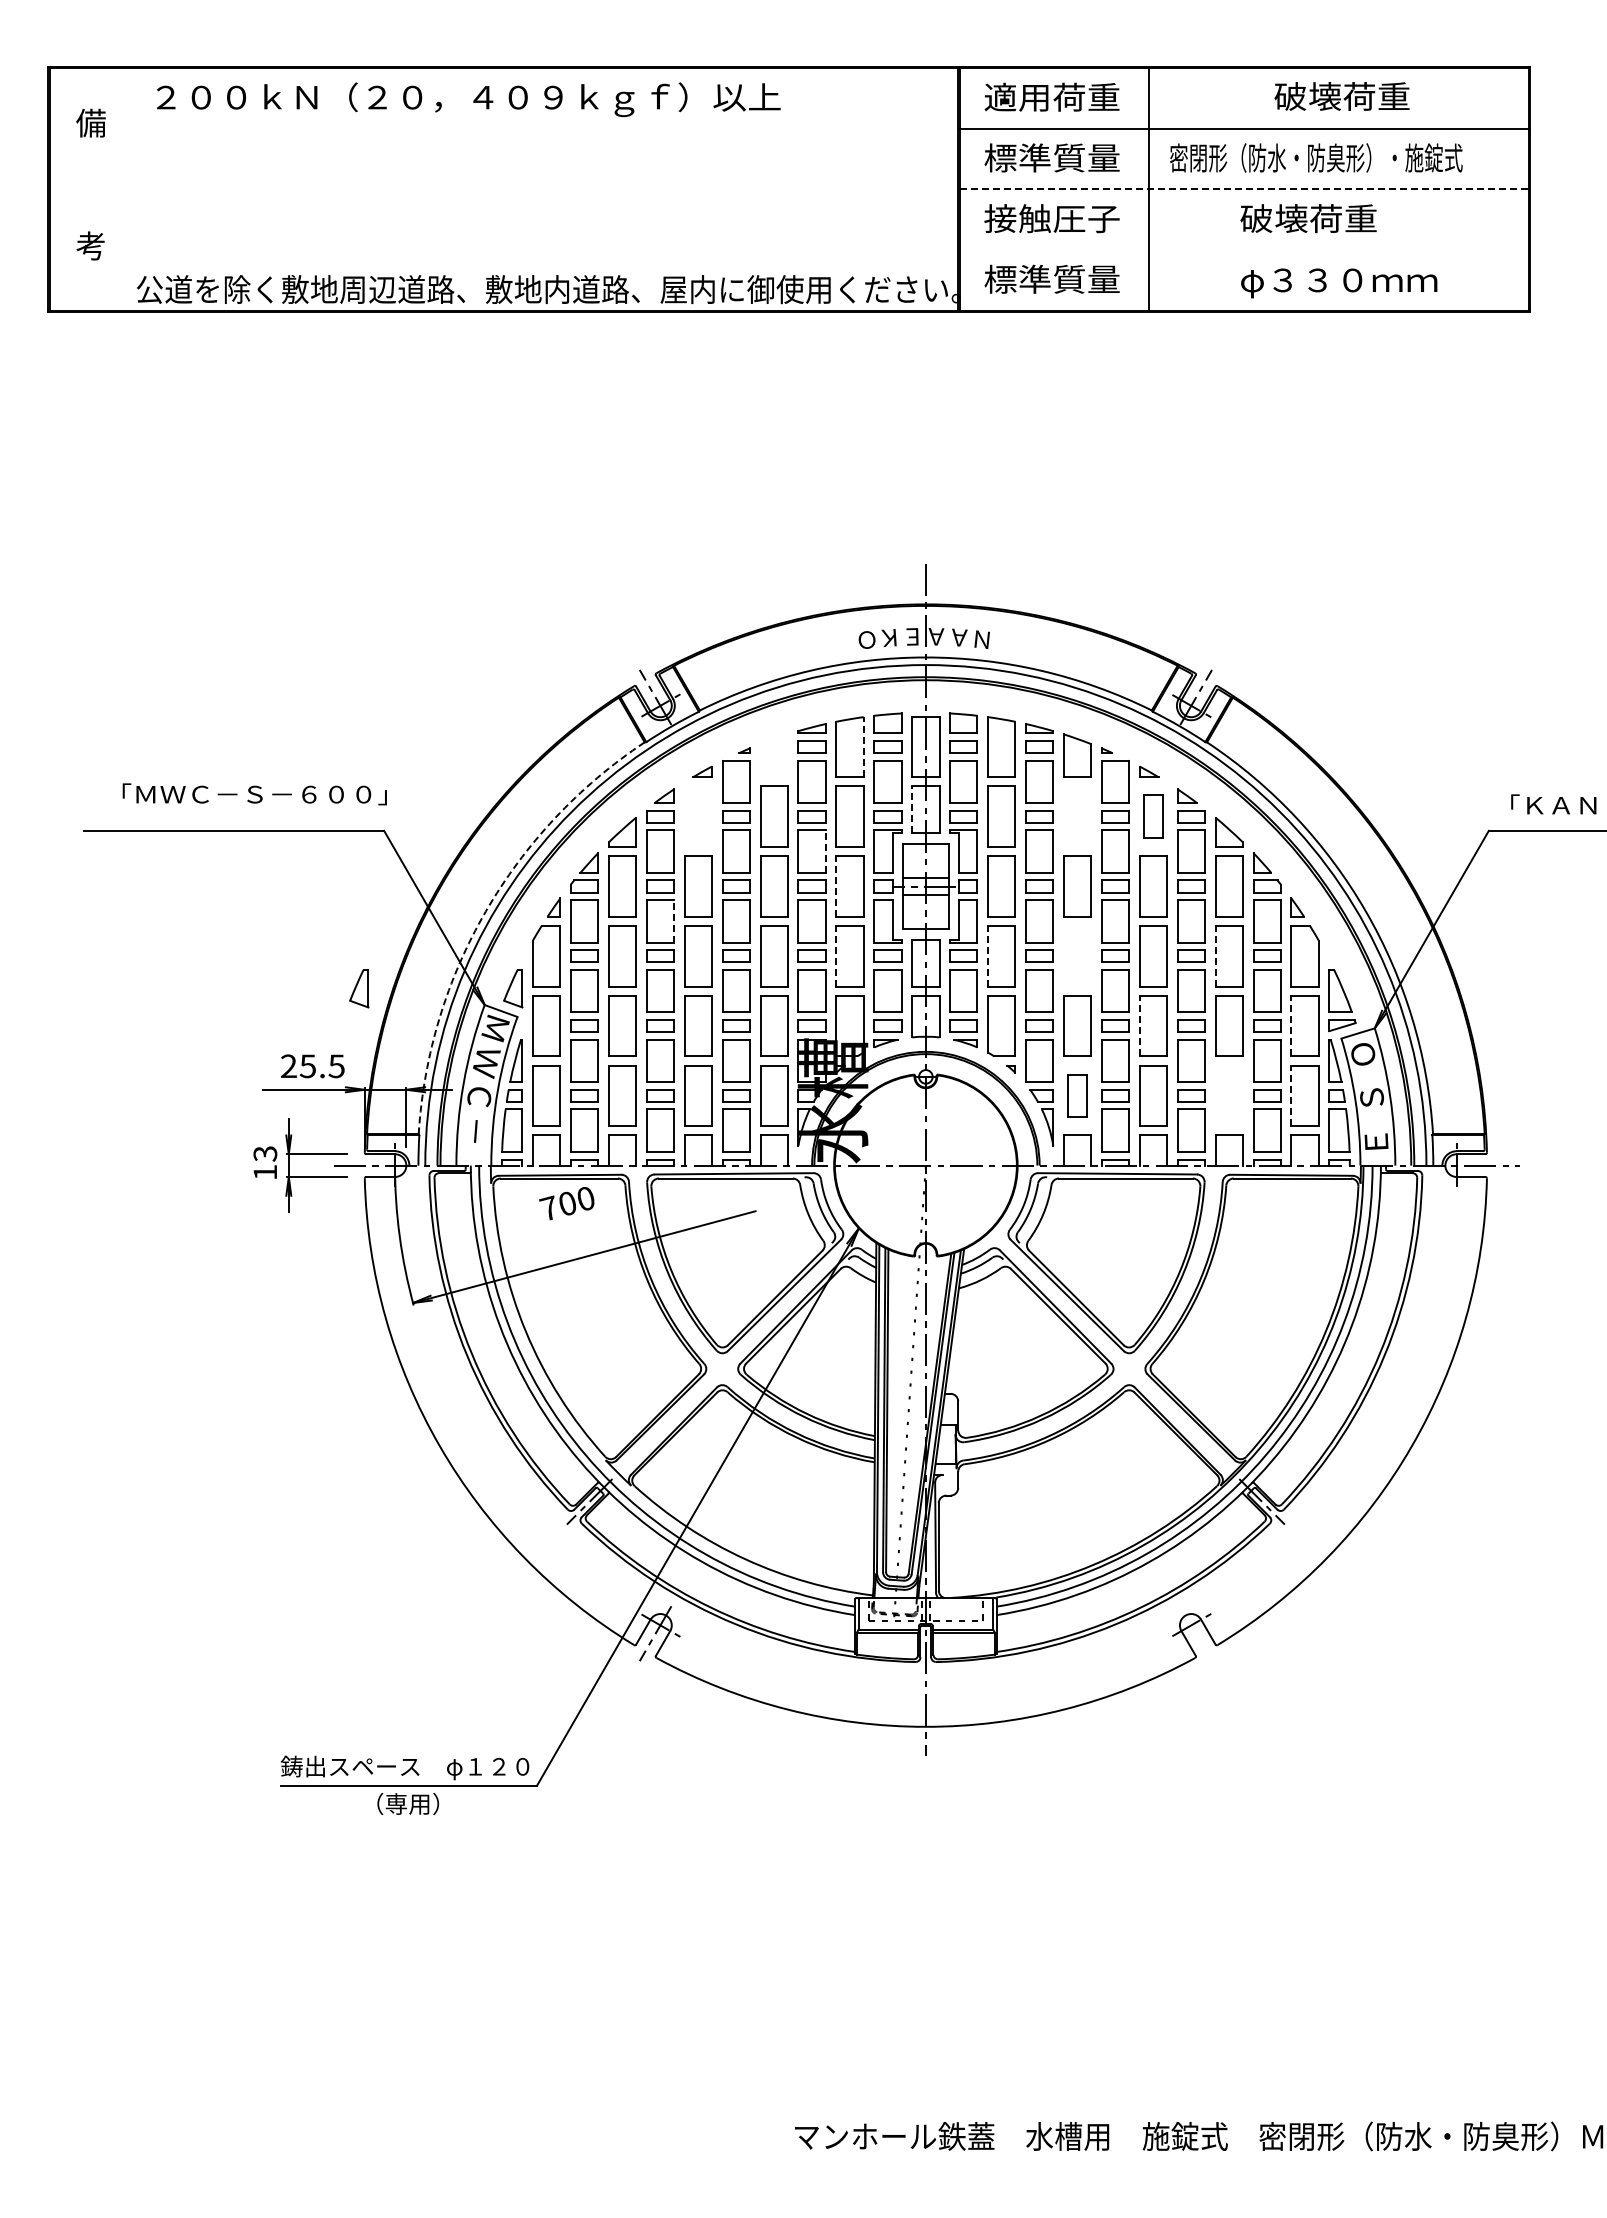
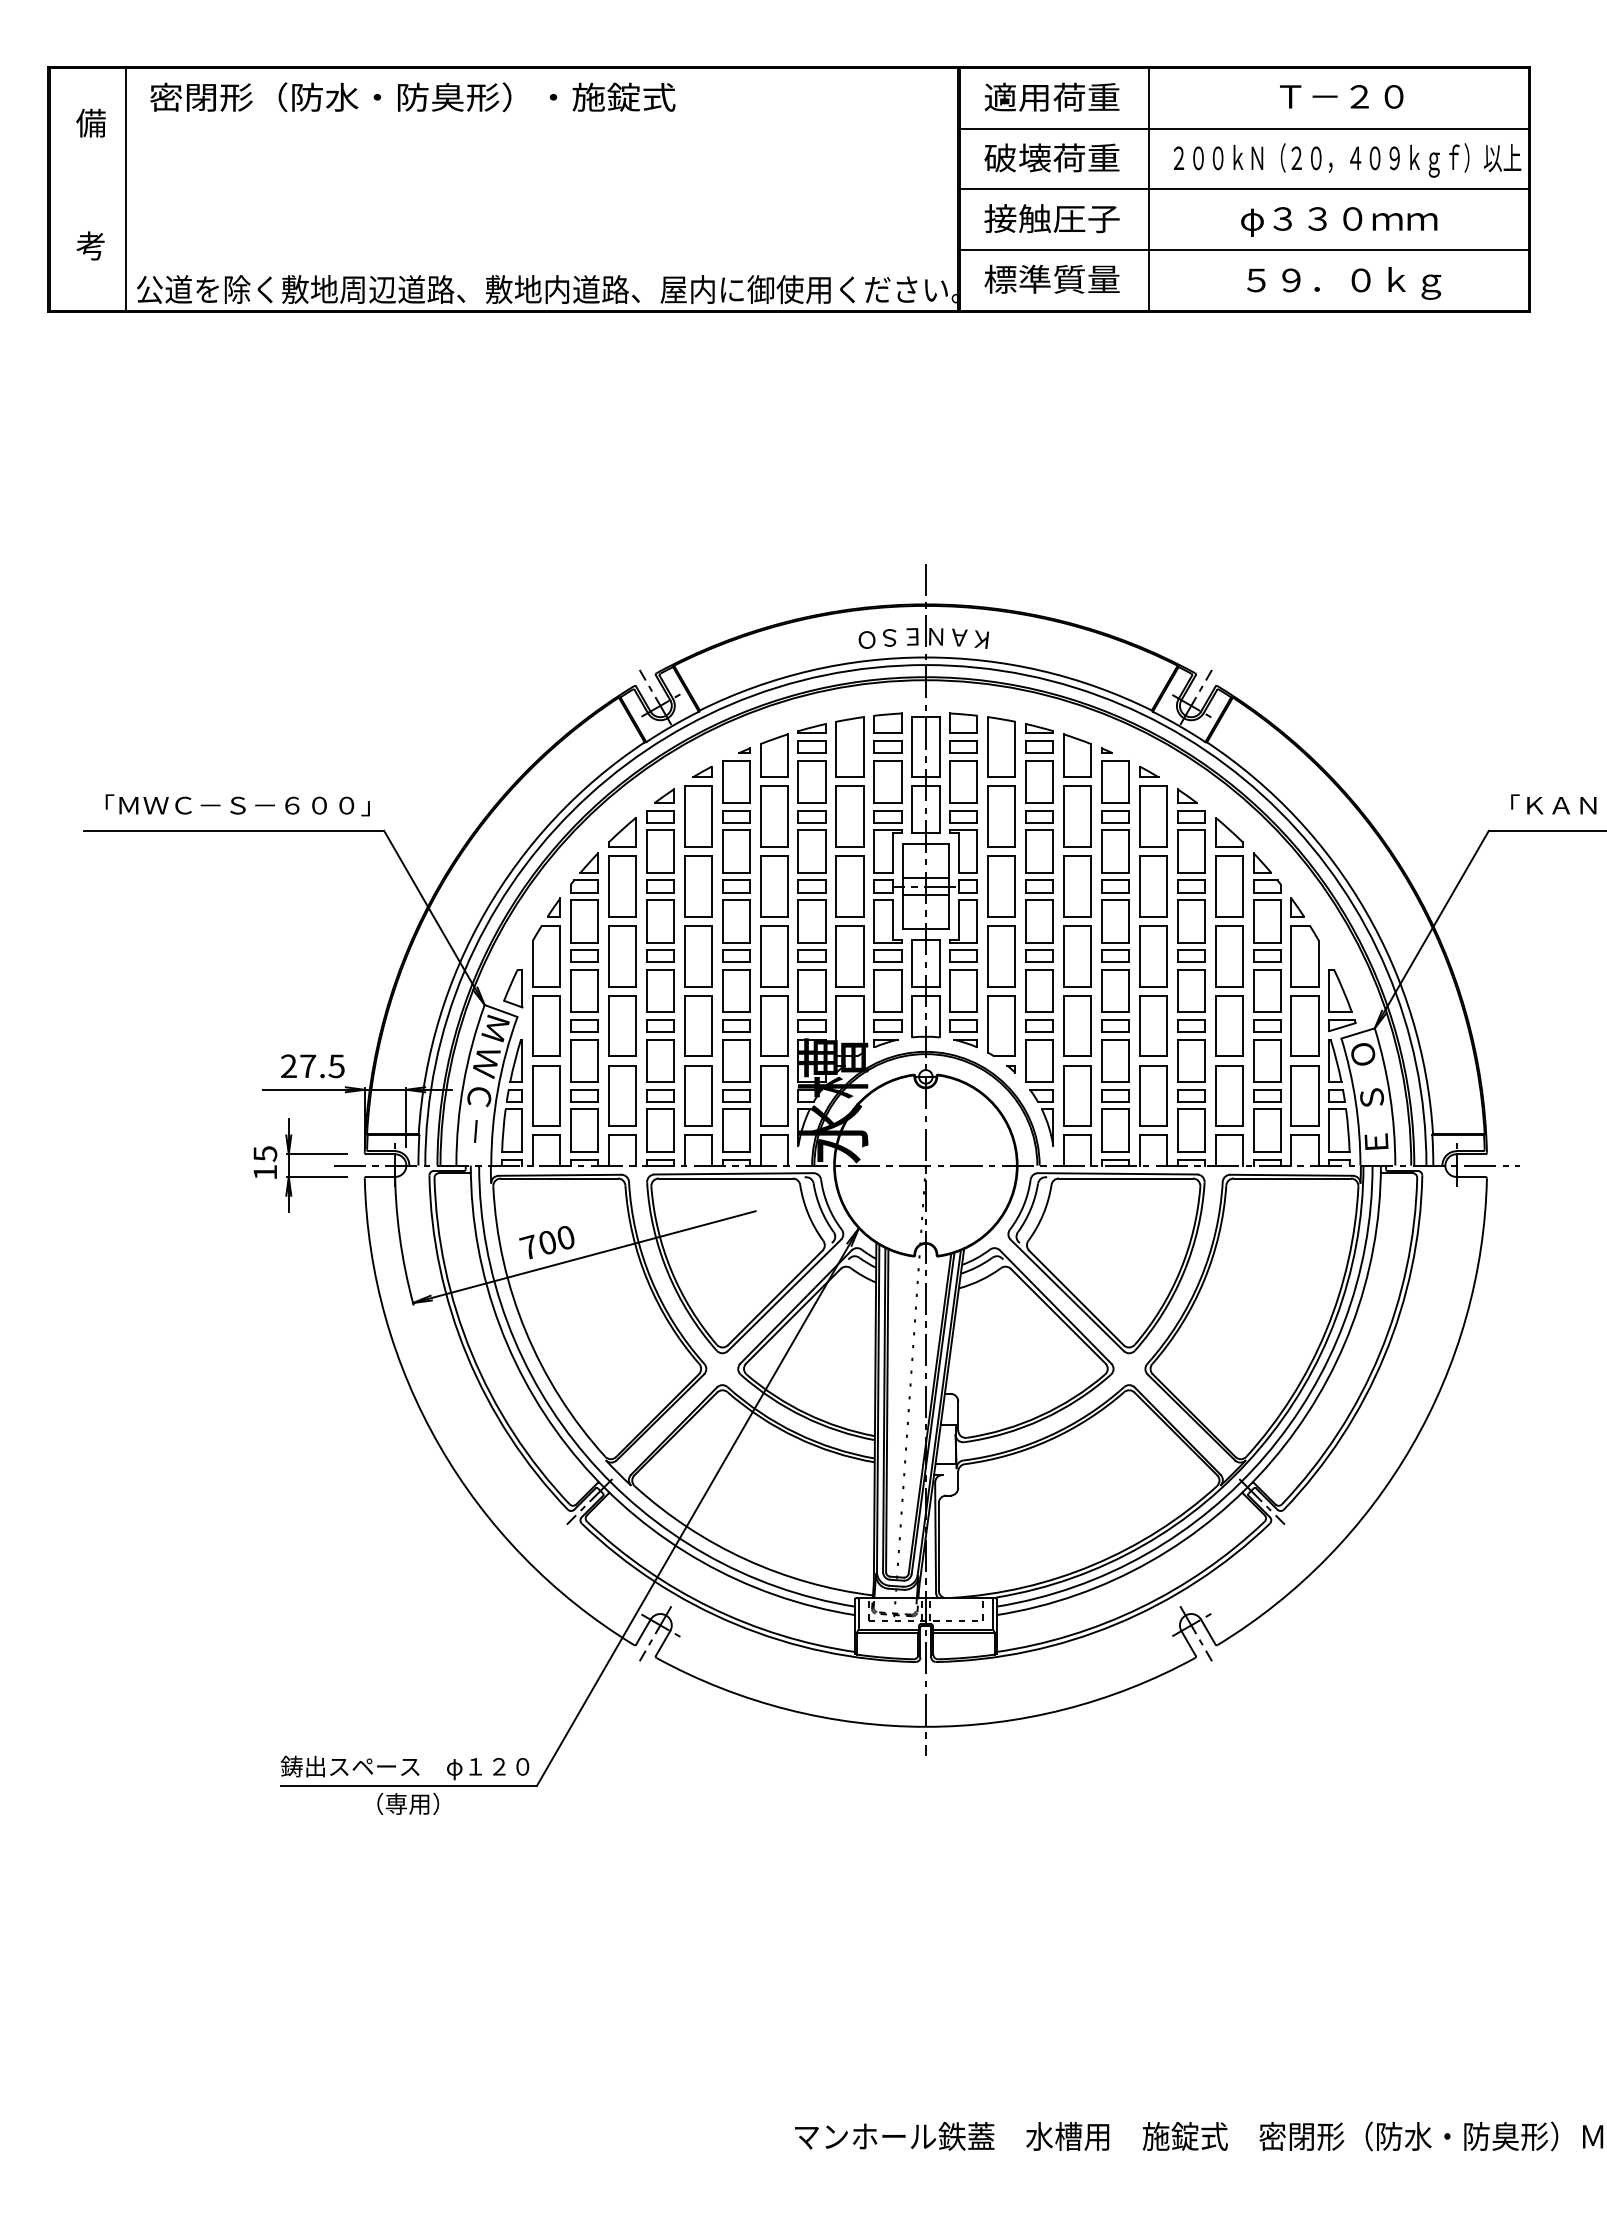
text: 破壊荷重 -> Ｔ－２０ (1341, 96)
text: ２００ｋＮ（２０，４０９ｋｇｆ）以上 -> 密閉形（防水・防臭形）・施錠式 (465, 99)
text: 標準質量 -> 破壊荷重 (1051, 157)
text: 密閉形（防水・防臭形）・施錠式 -> ２００ｋＮ（２０，４０９ｋｇｆ）以上 (1345, 160)
line: none -> present (125, 189)
line: dashed -> solid (1244, 189)
text: 破壊荷重 -> φ３３０ｍｍ (1338, 220)
line: none -> present (1243, 250)
text: φ３３０ｍｍ -> ５９．０ｋｇ (1341, 283)
text: Ａ -> Ｎ (936, 636)
text: Ｋ -> Ｓ (888, 637)
text: Ｎ -> Ｋ (981, 639)
line: dashed -> solid (863, 746)
part: none -> present (774, 755)
text position: (254, 794) -> (237, 805) (237, 805)
line: dashed -> solid (912, 809)
part: none -> present (698, 816)
part: none -> present (1077, 816)
part size: 21x45 px -> 29x63 px (1153, 816)
line: dashed -> solid (825, 851)
line: dashed -> solid (836, 886)
arc: dashed -> solid (485, 911)
line: dashed -> solid (674, 920)
line: dashed -> solid (836, 955)
line: dashed -> solid (988, 955)
line: dashed -> solid (1215, 955)
part: none -> present (1077, 956)
part: present -> none (359, 988)
line: dashed -> solid (1139, 1025)
line: dashed -> solid (1291, 1025)
text: 25.5 -> 27.5 (307, 1066)
part size: 21x44 px -> 29x62 px (1077, 1095)
part: none -> present (1229, 1095)
line: dashed -> solid (1291, 1095)
text: 13 -> 15 (264, 1153)
text position: (566, 1203) -> (546, 1242) (546, 1242)
line: none -> present (1196, 1633)
